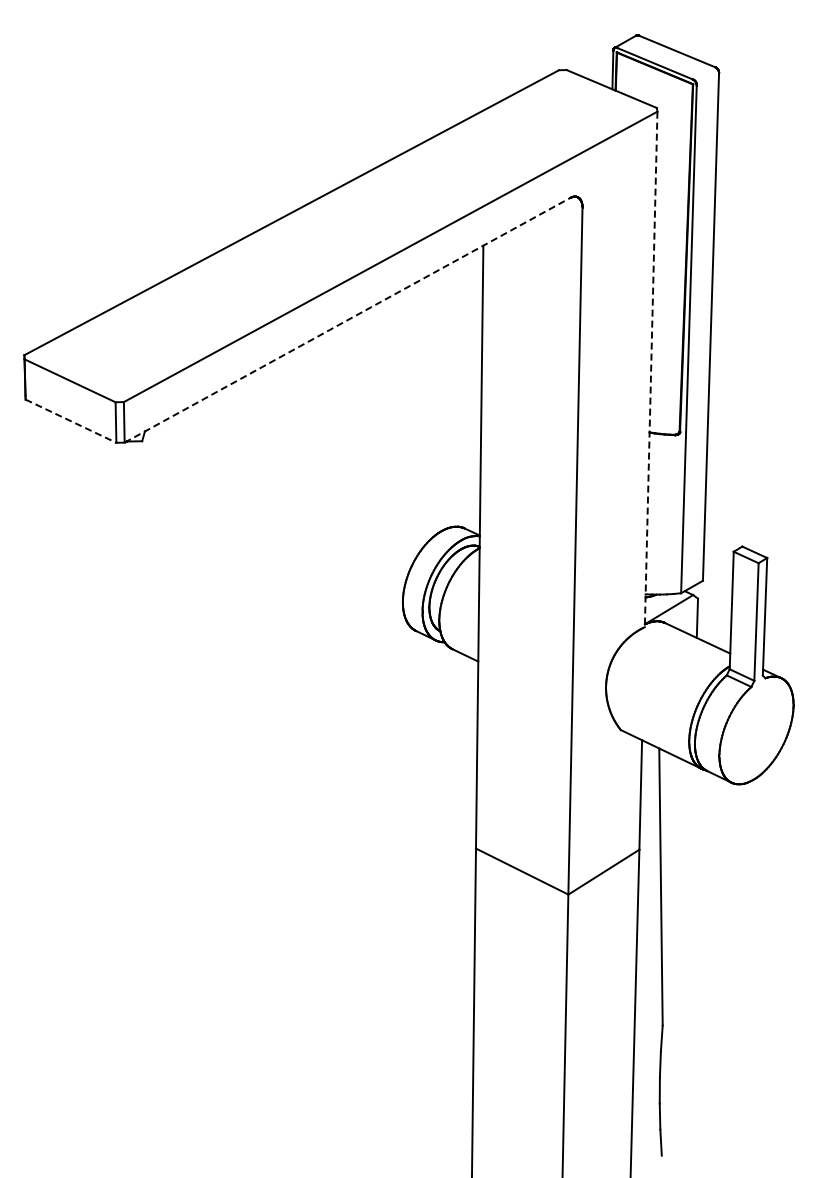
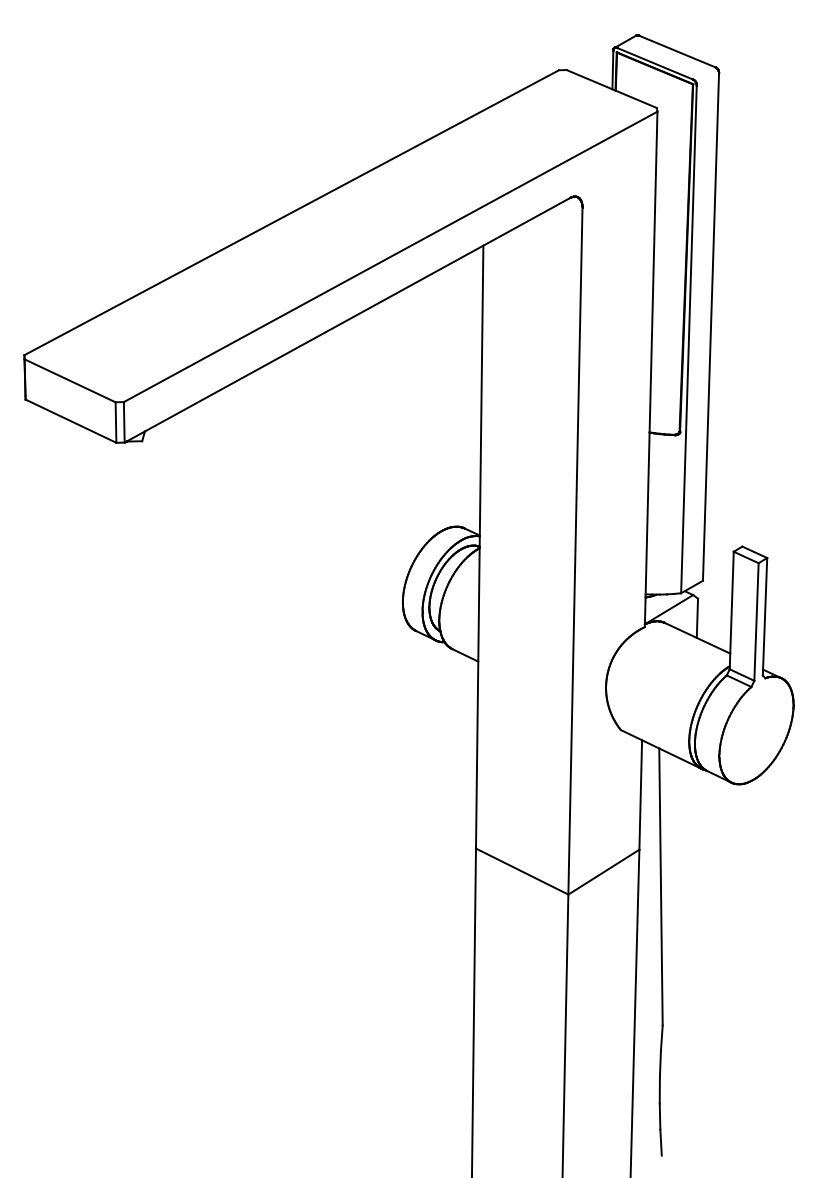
line: dashed -> solid (347, 320)
line: dashed -> solid (651, 369)
line: dashed -> solid (71, 421)
